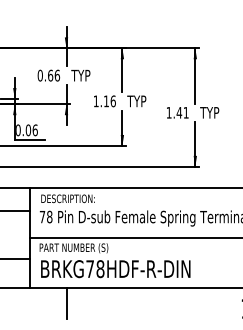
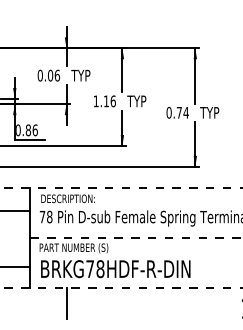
text: 0.66 -> 0.06 (50, 75)
text: 1.41 -> 0.74 (177, 112)
text: 0.06 -> 0.86 (28, 129)
line: solid -> dashed (121, 188)
line: solid -> dashed (137, 238)
line position: (16, 258) -> (16, 266) (16, 266)
line: solid -> dashed (121, 287)
